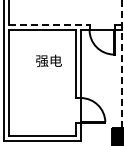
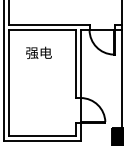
line: dashed -> solid (49, 24)
text position: (48, 60) -> (38, 52) (38, 52)
line: dashed -> solid (122, 64)
